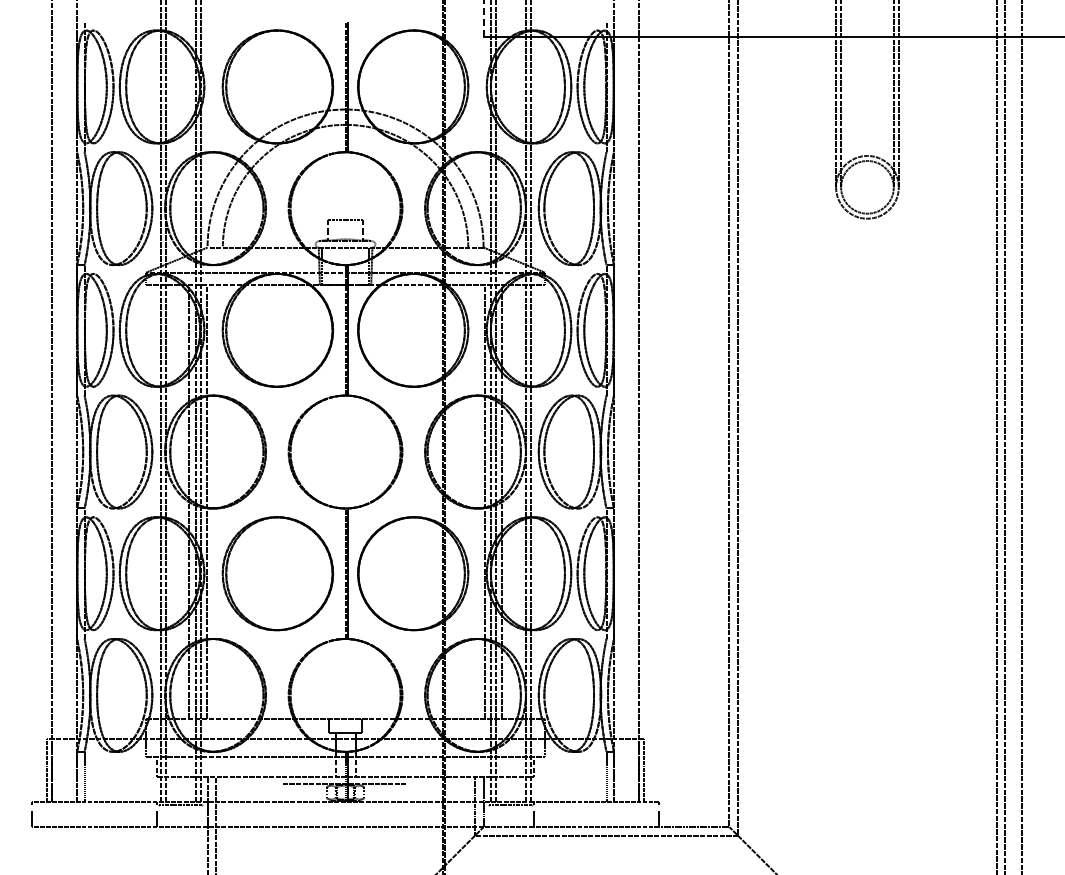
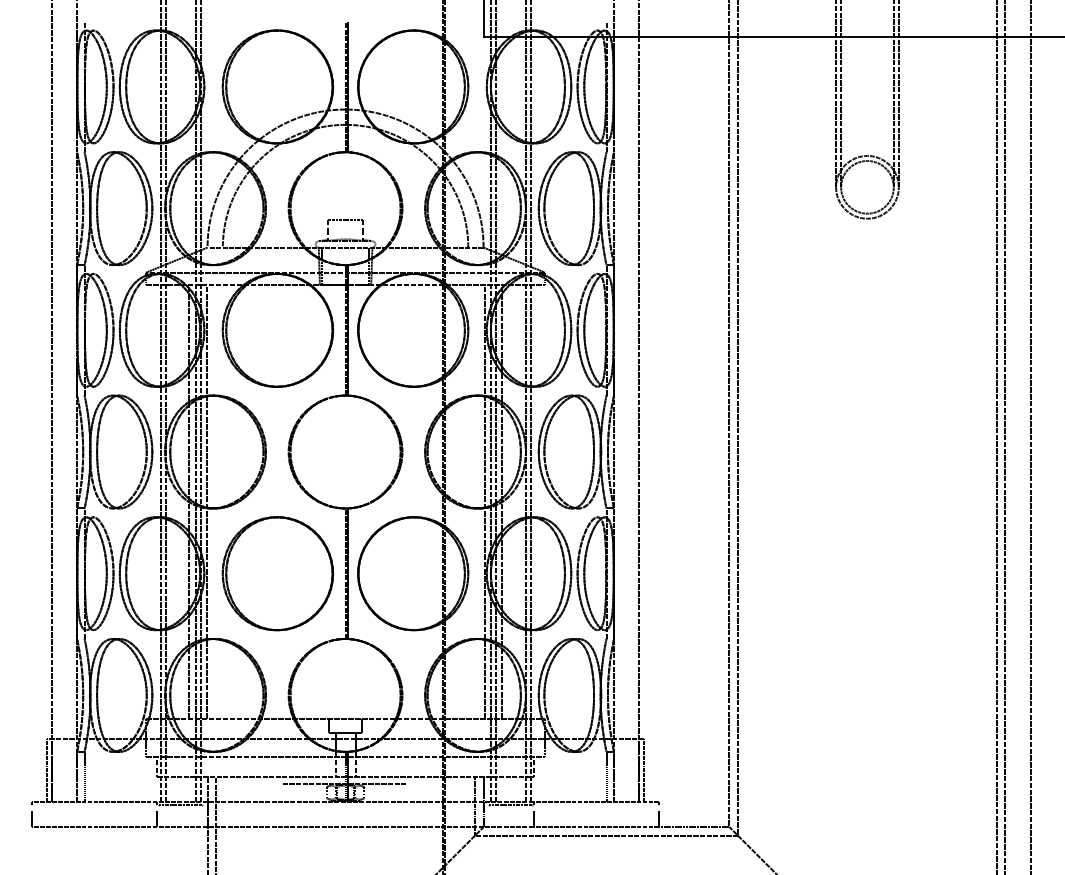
line: dashed -> solid (483, 18)
line position: (1021, 436) -> (1030, 436) (1030, 436)
